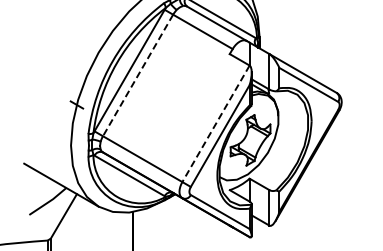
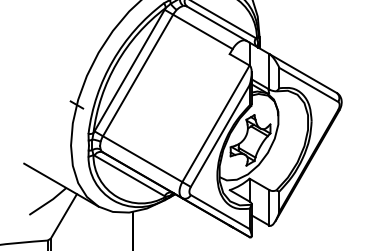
line: dashed -> solid (137, 75)
line: dashed -> solid (215, 124)
